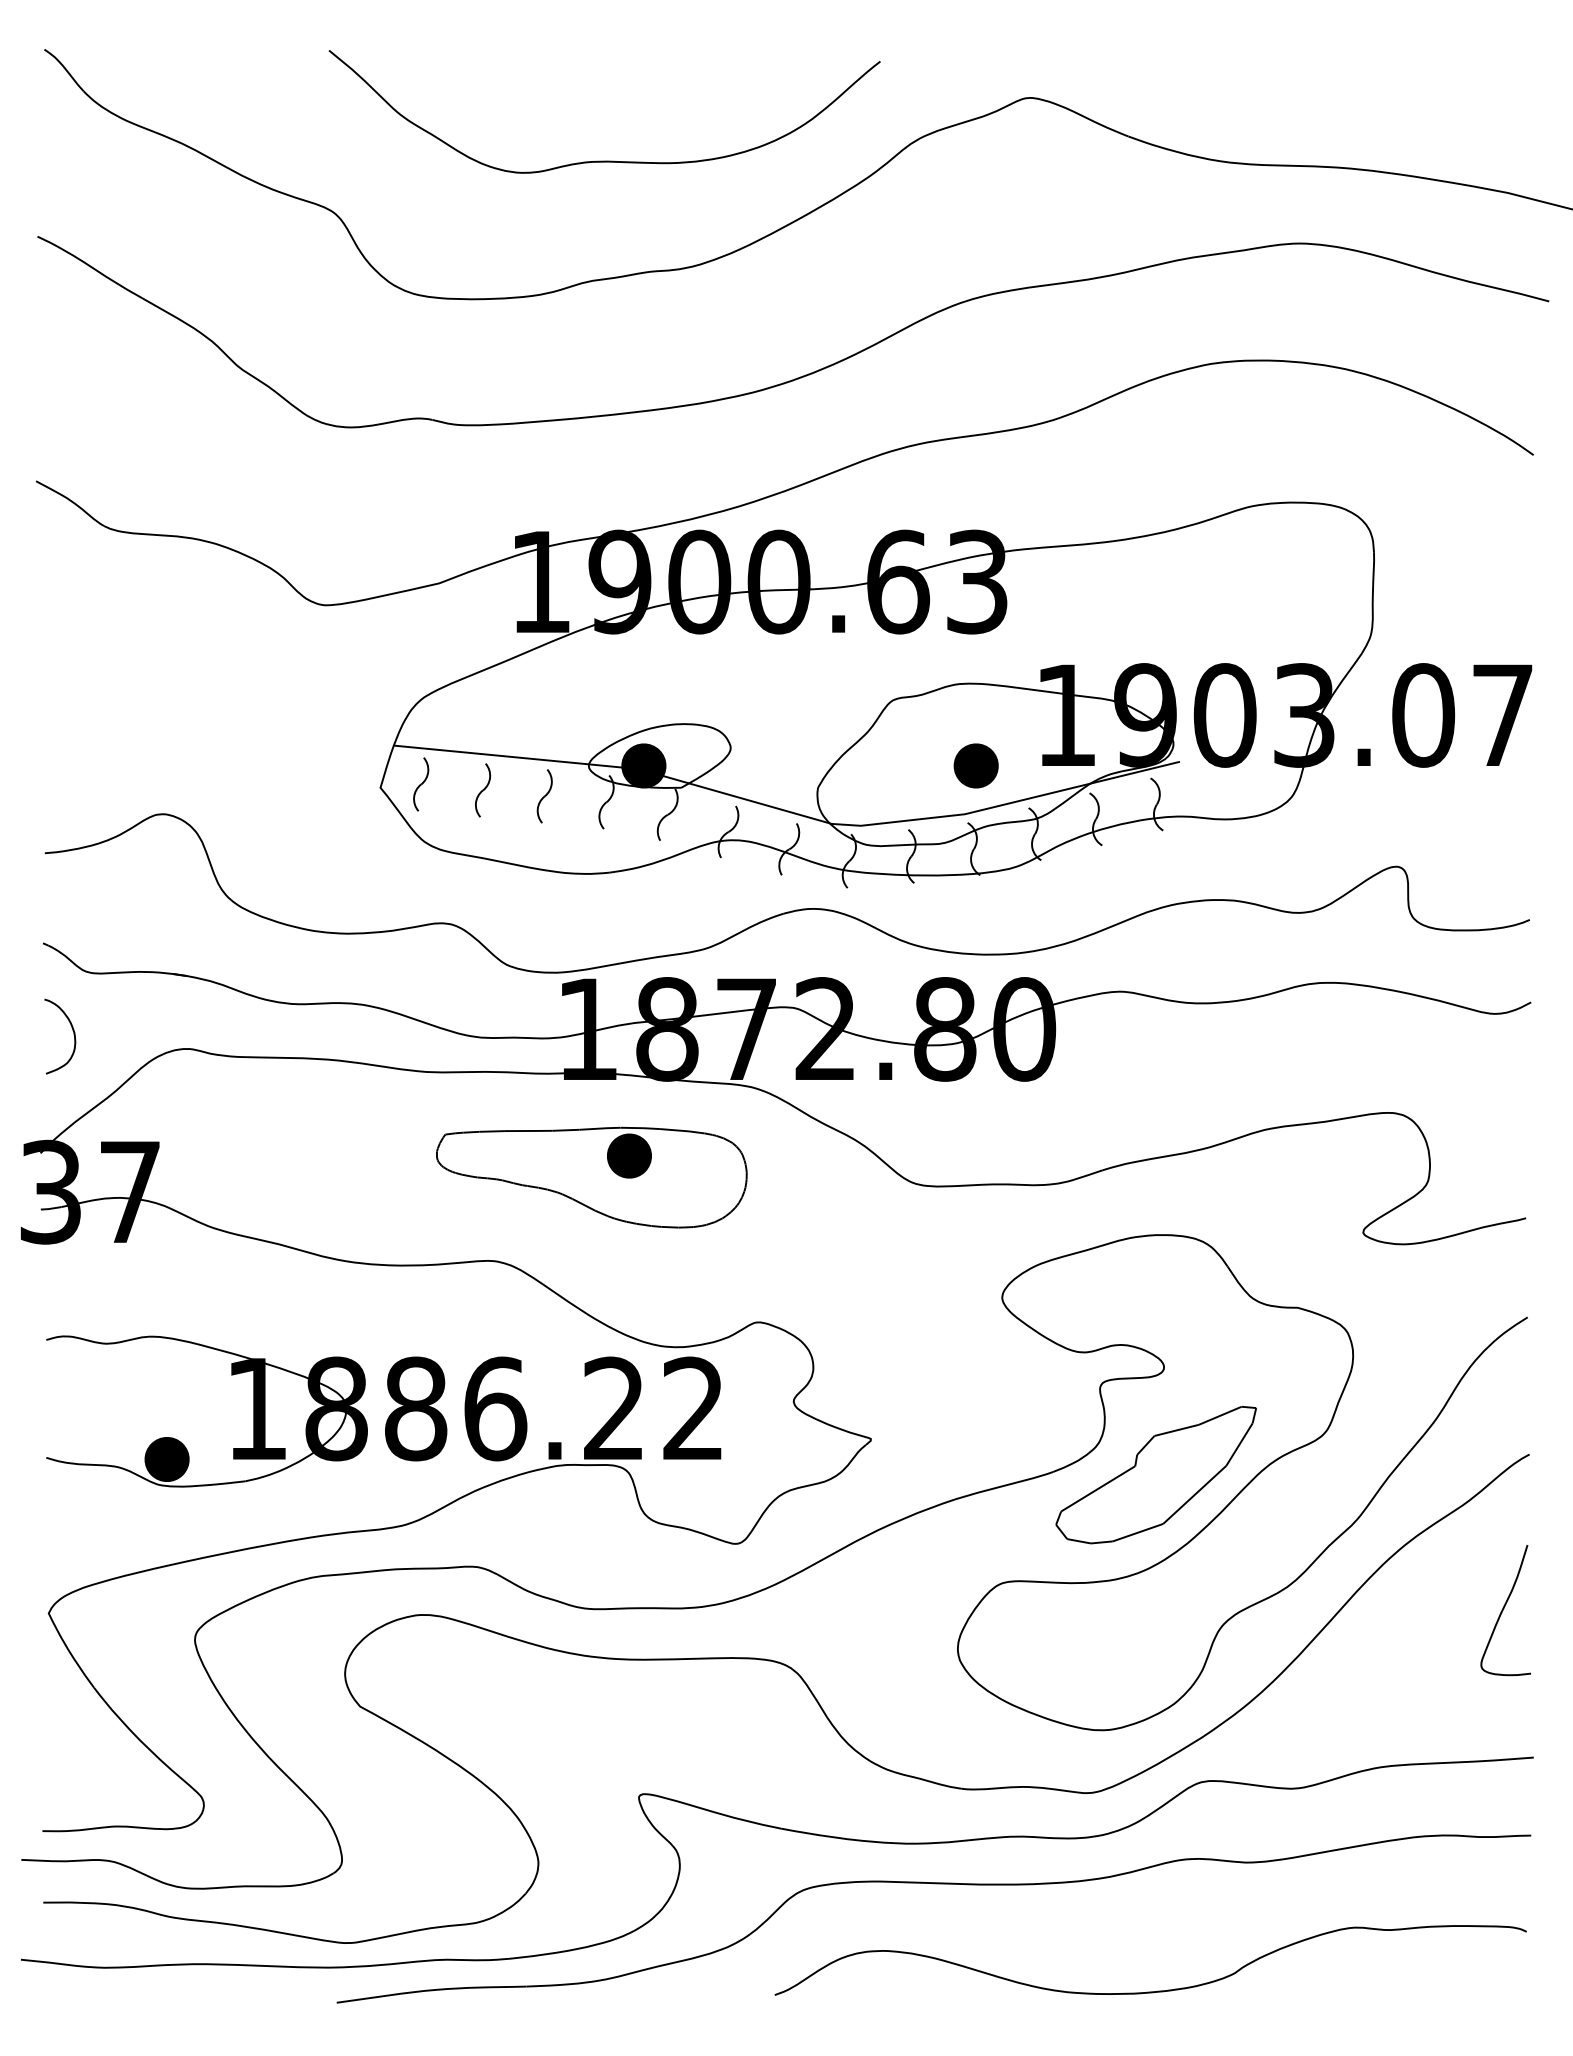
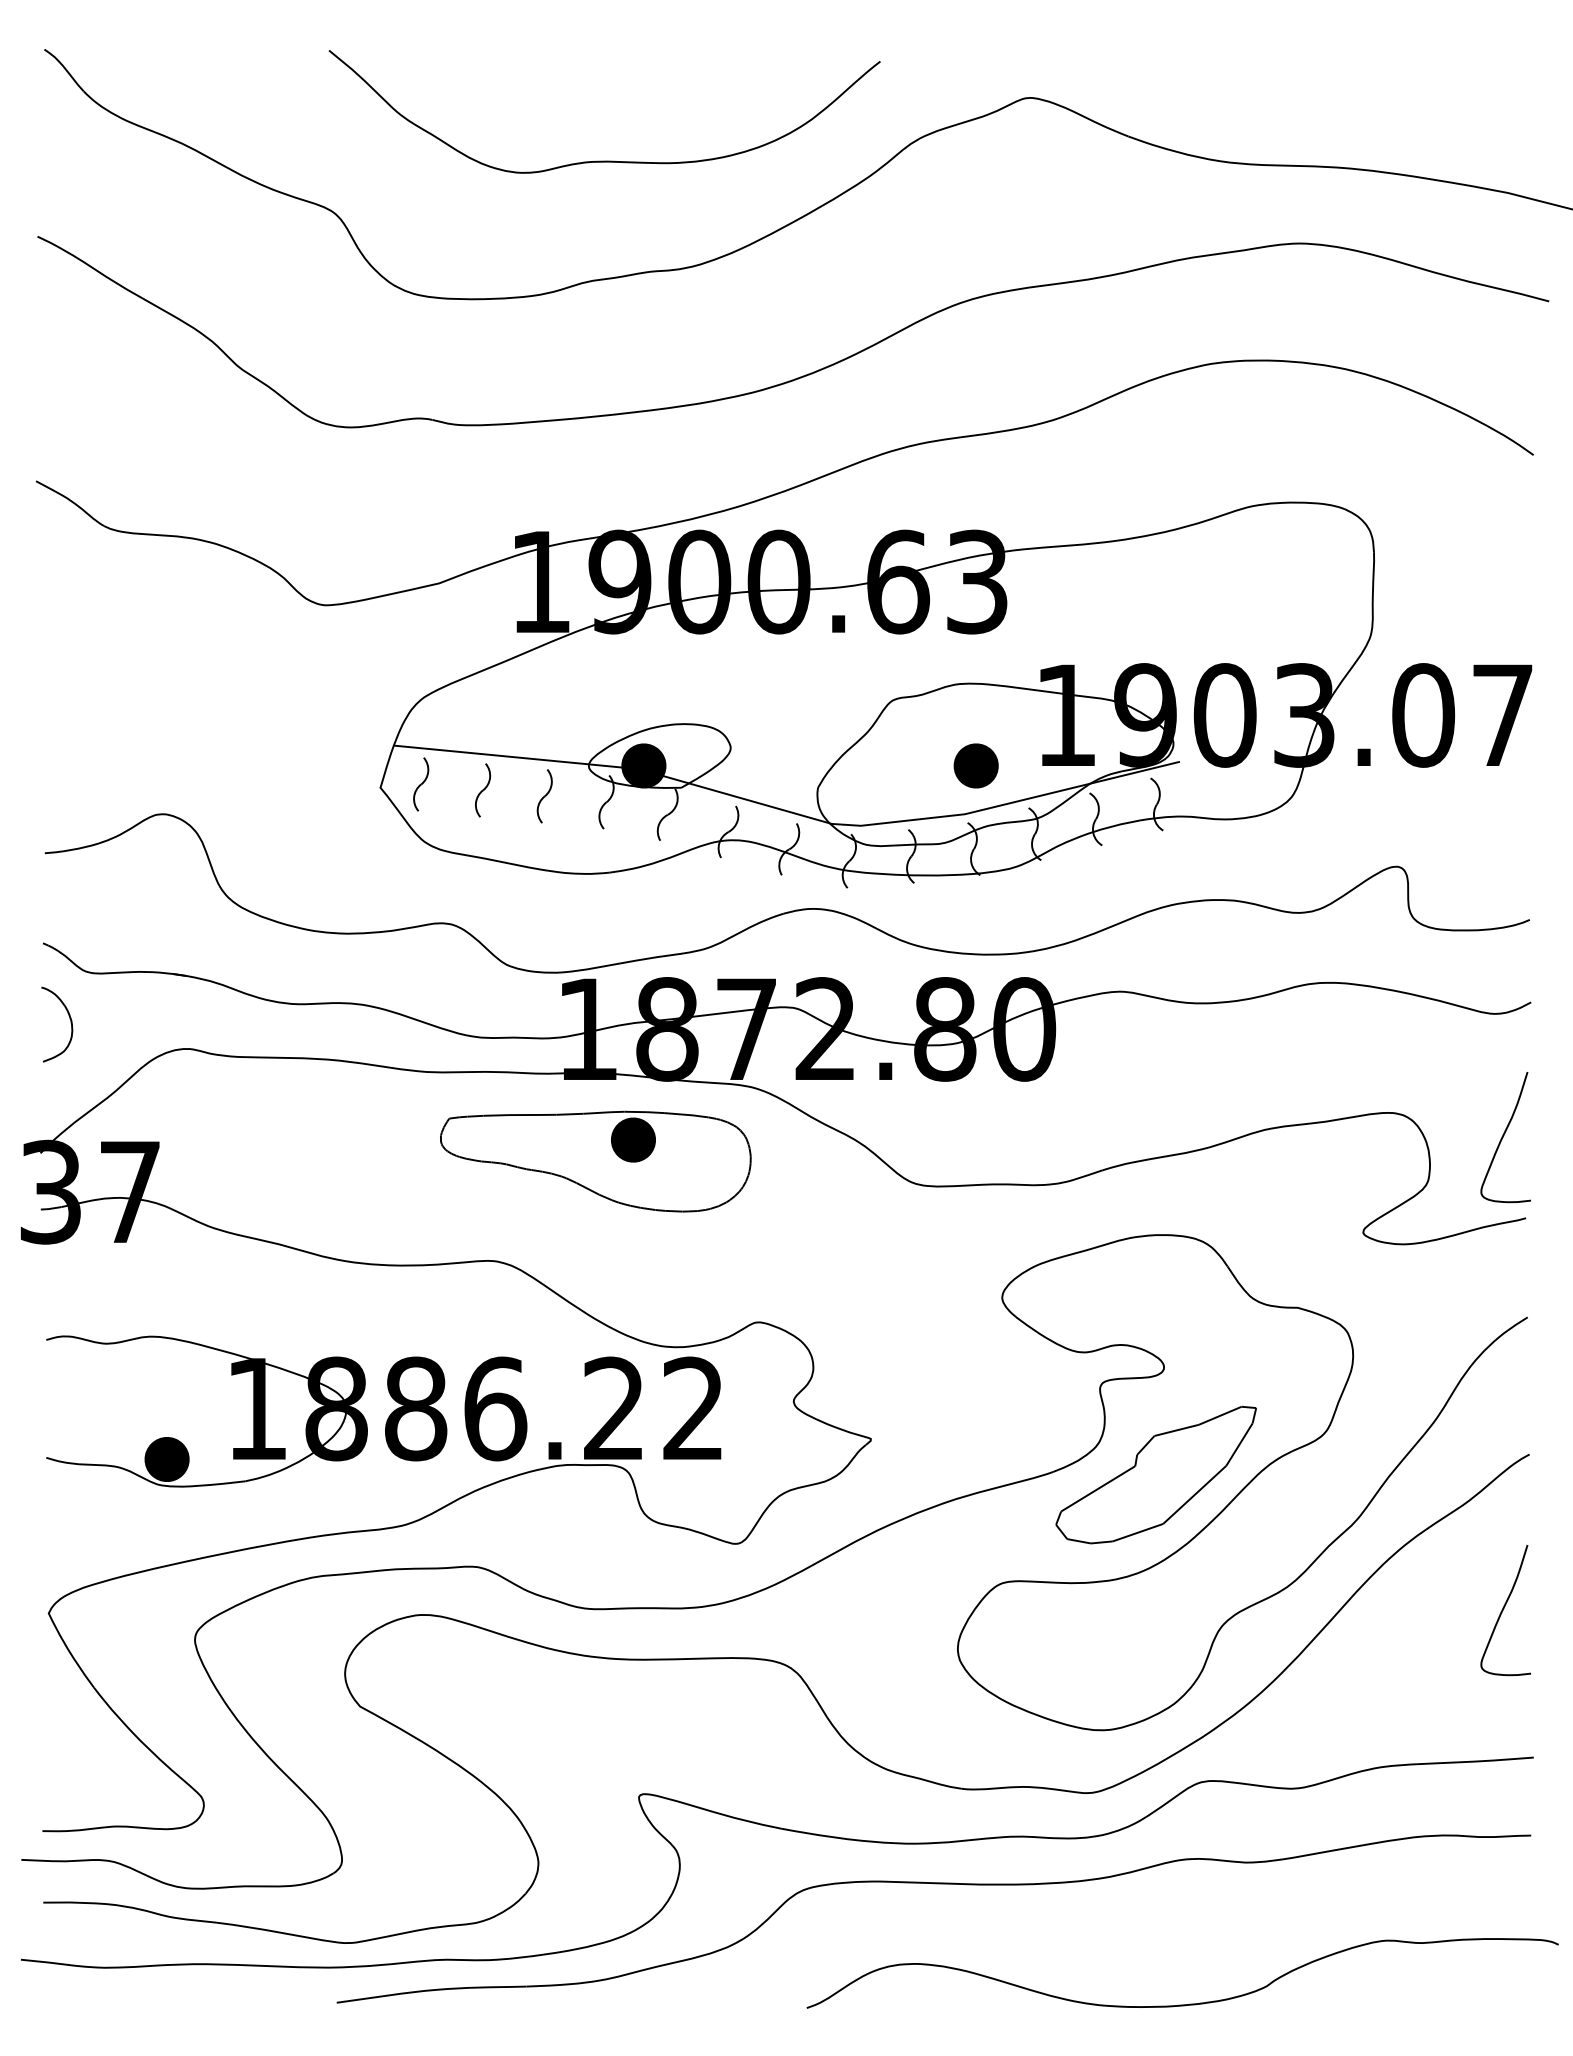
curve position: (73, 1035) -> (70, 1023) (70, 1023)
curve: none -> present (1503, 1137)
part position: (591, 1177) -> (595, 1161) (595, 1161)
curve position: (1157, 1990) -> (1189, 2003) (1189, 2003)
